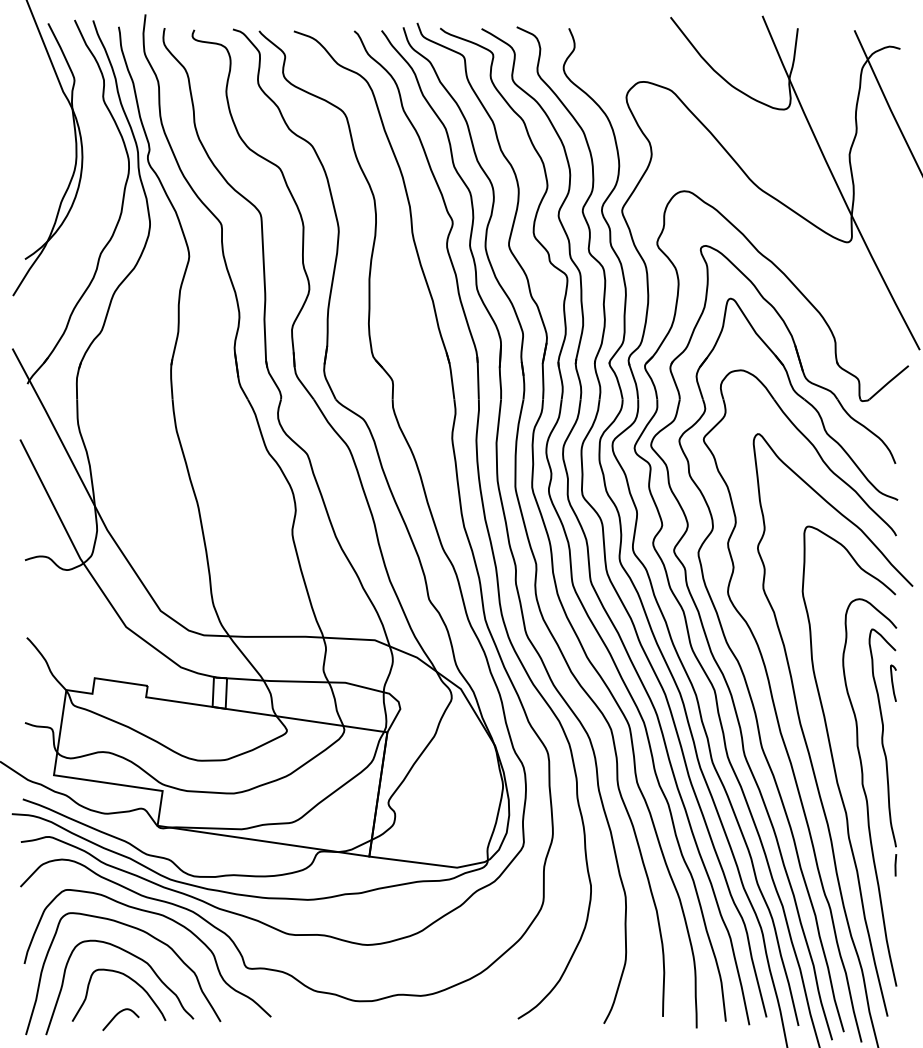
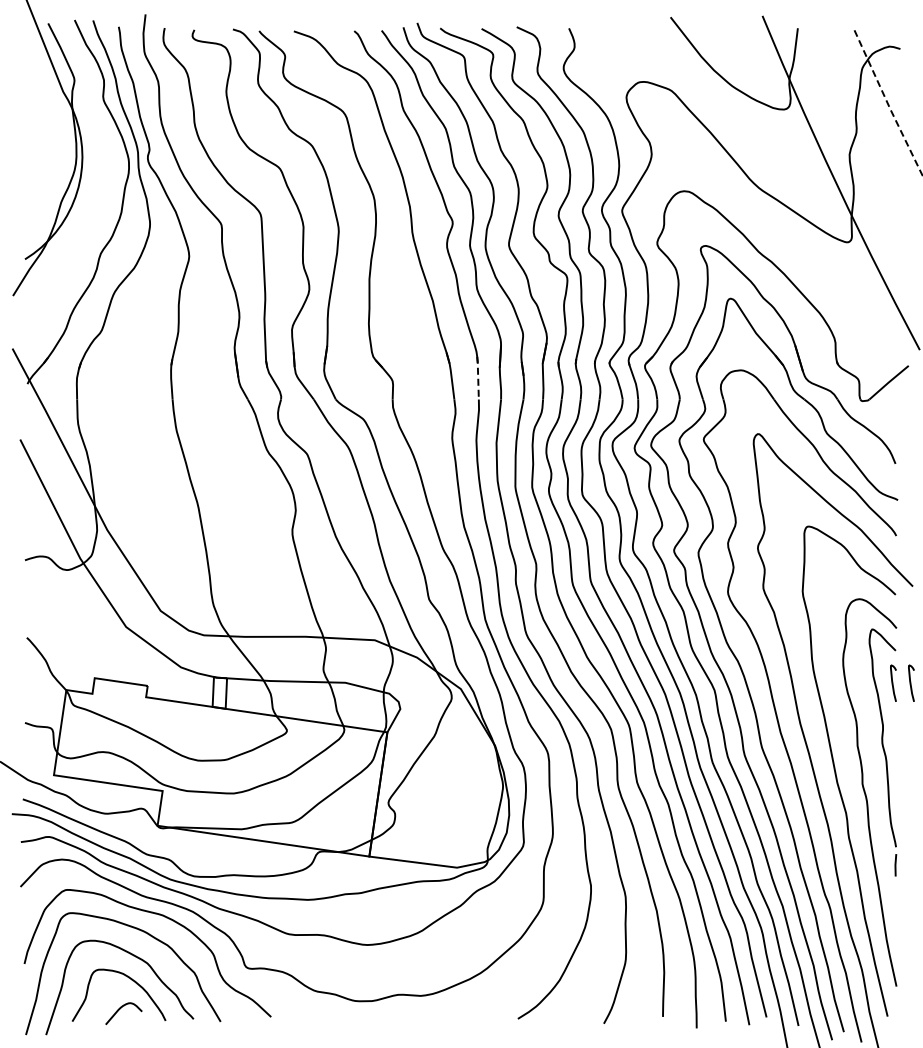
line: solid -> dashed (888, 104)
line: solid -> dashed (478, 377)
curve: none -> present (911, 682)
curve position: (117, 1015) -> (120, 1009) (120, 1009)
